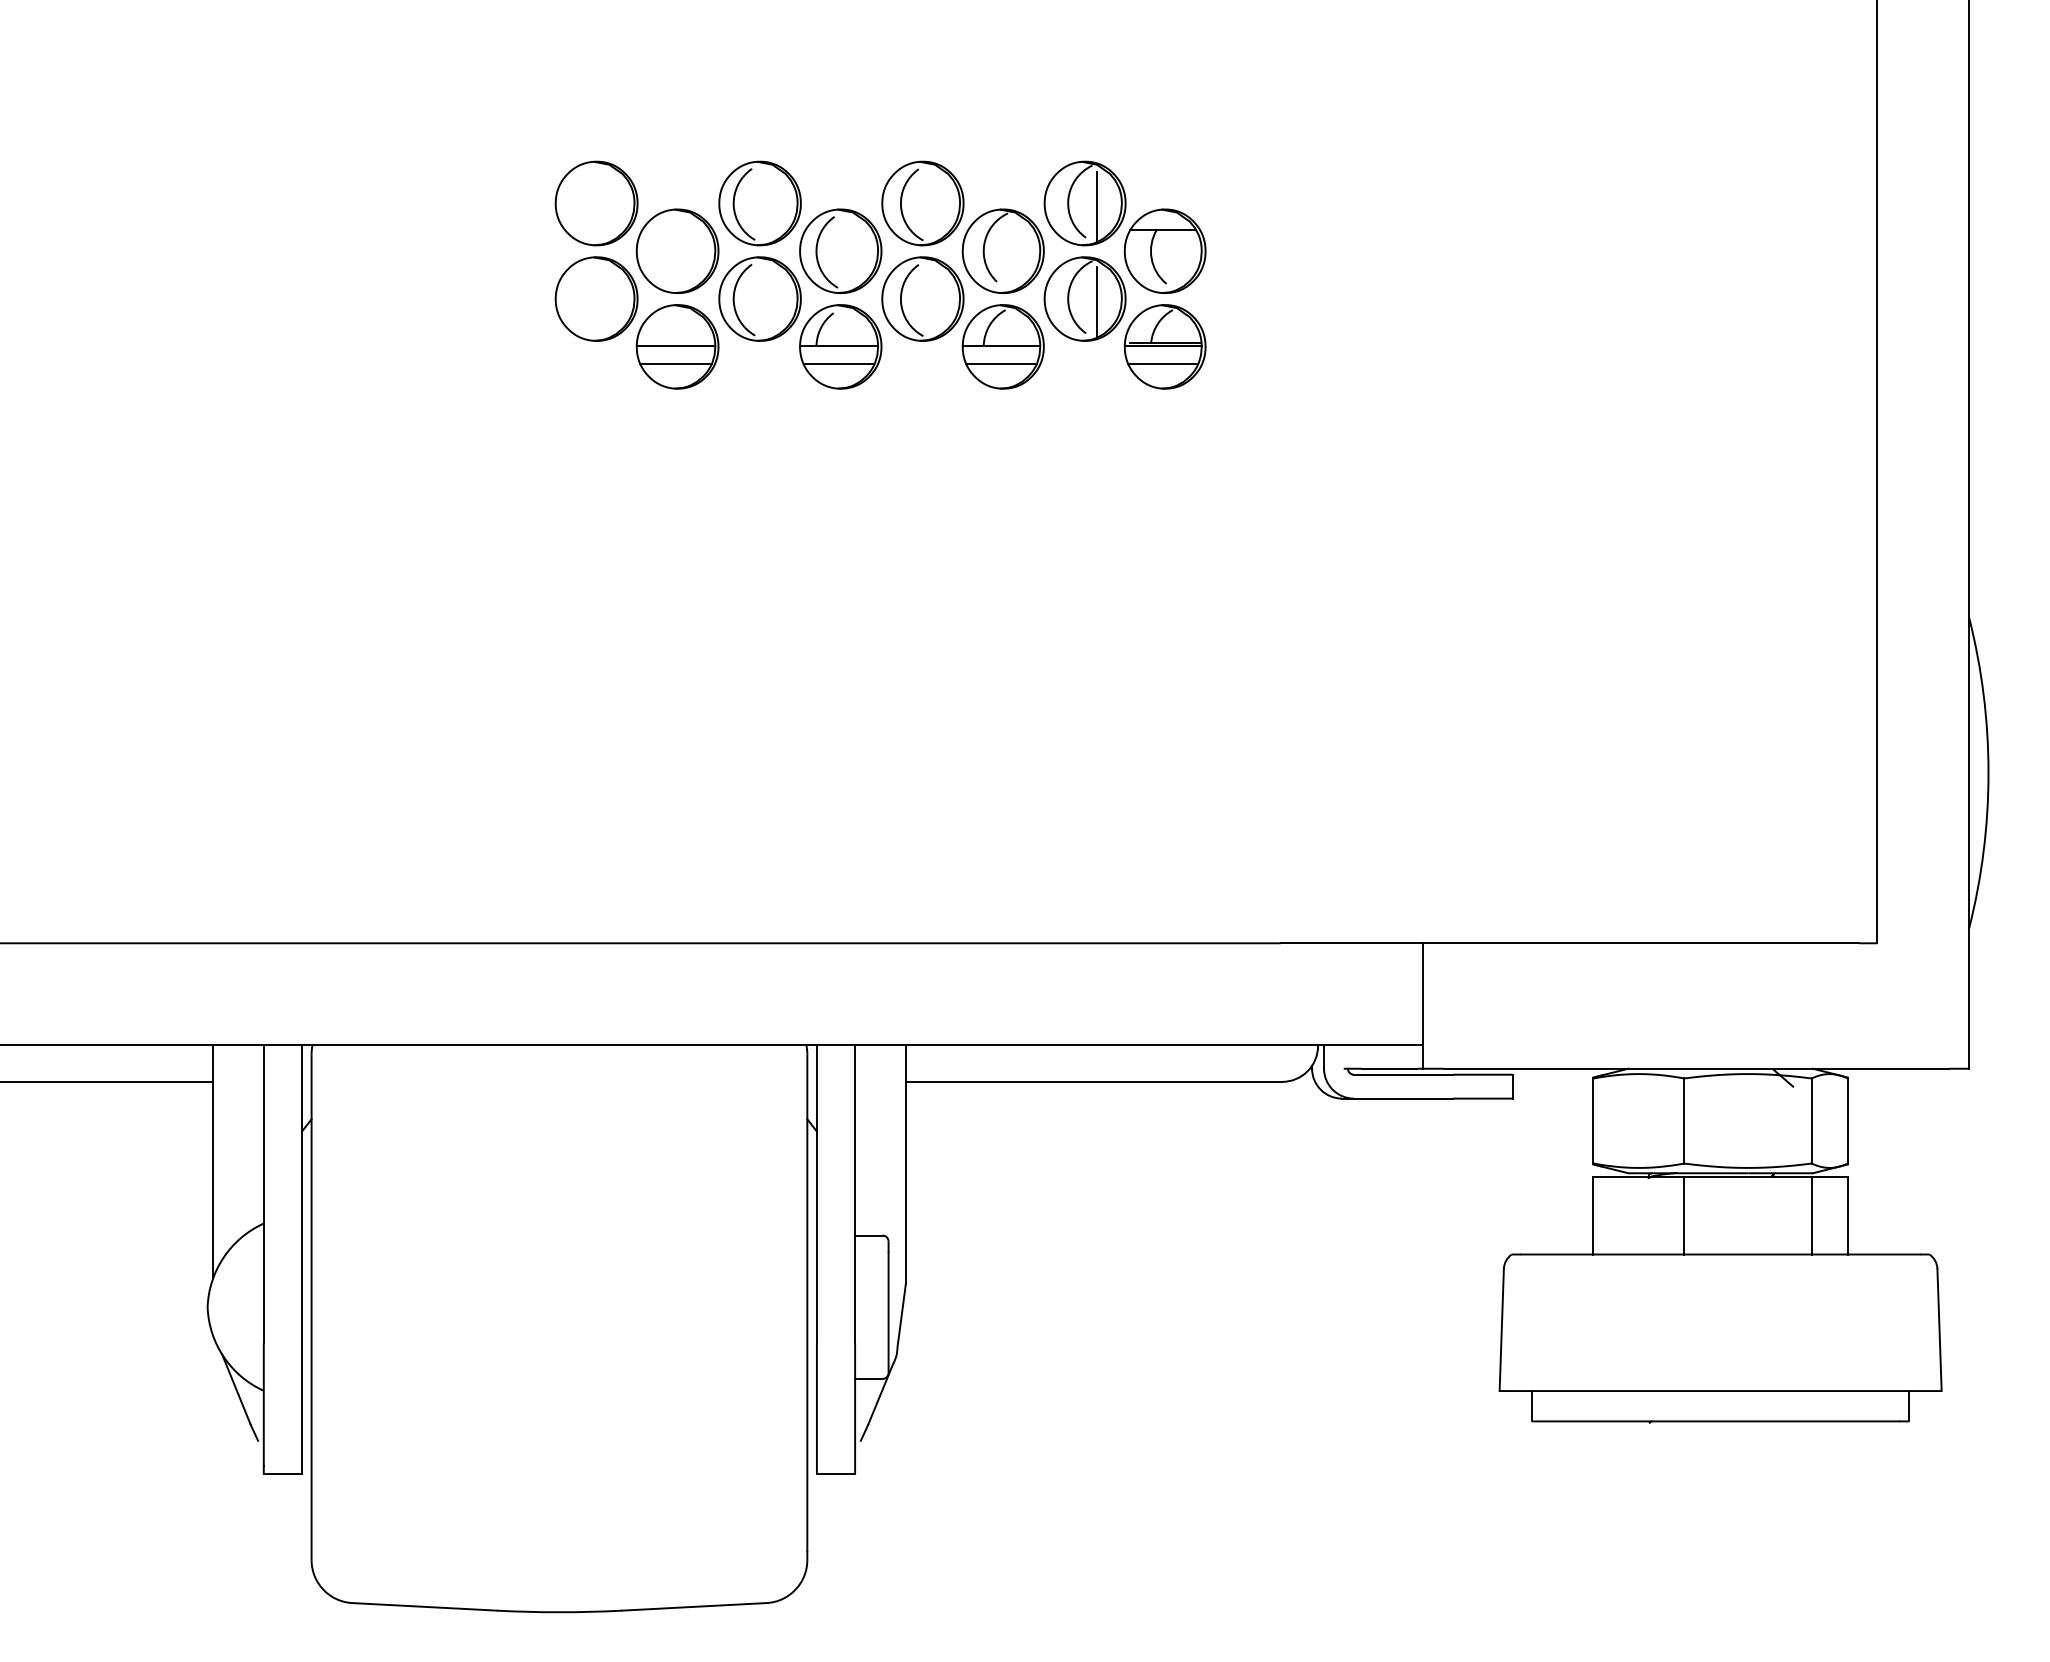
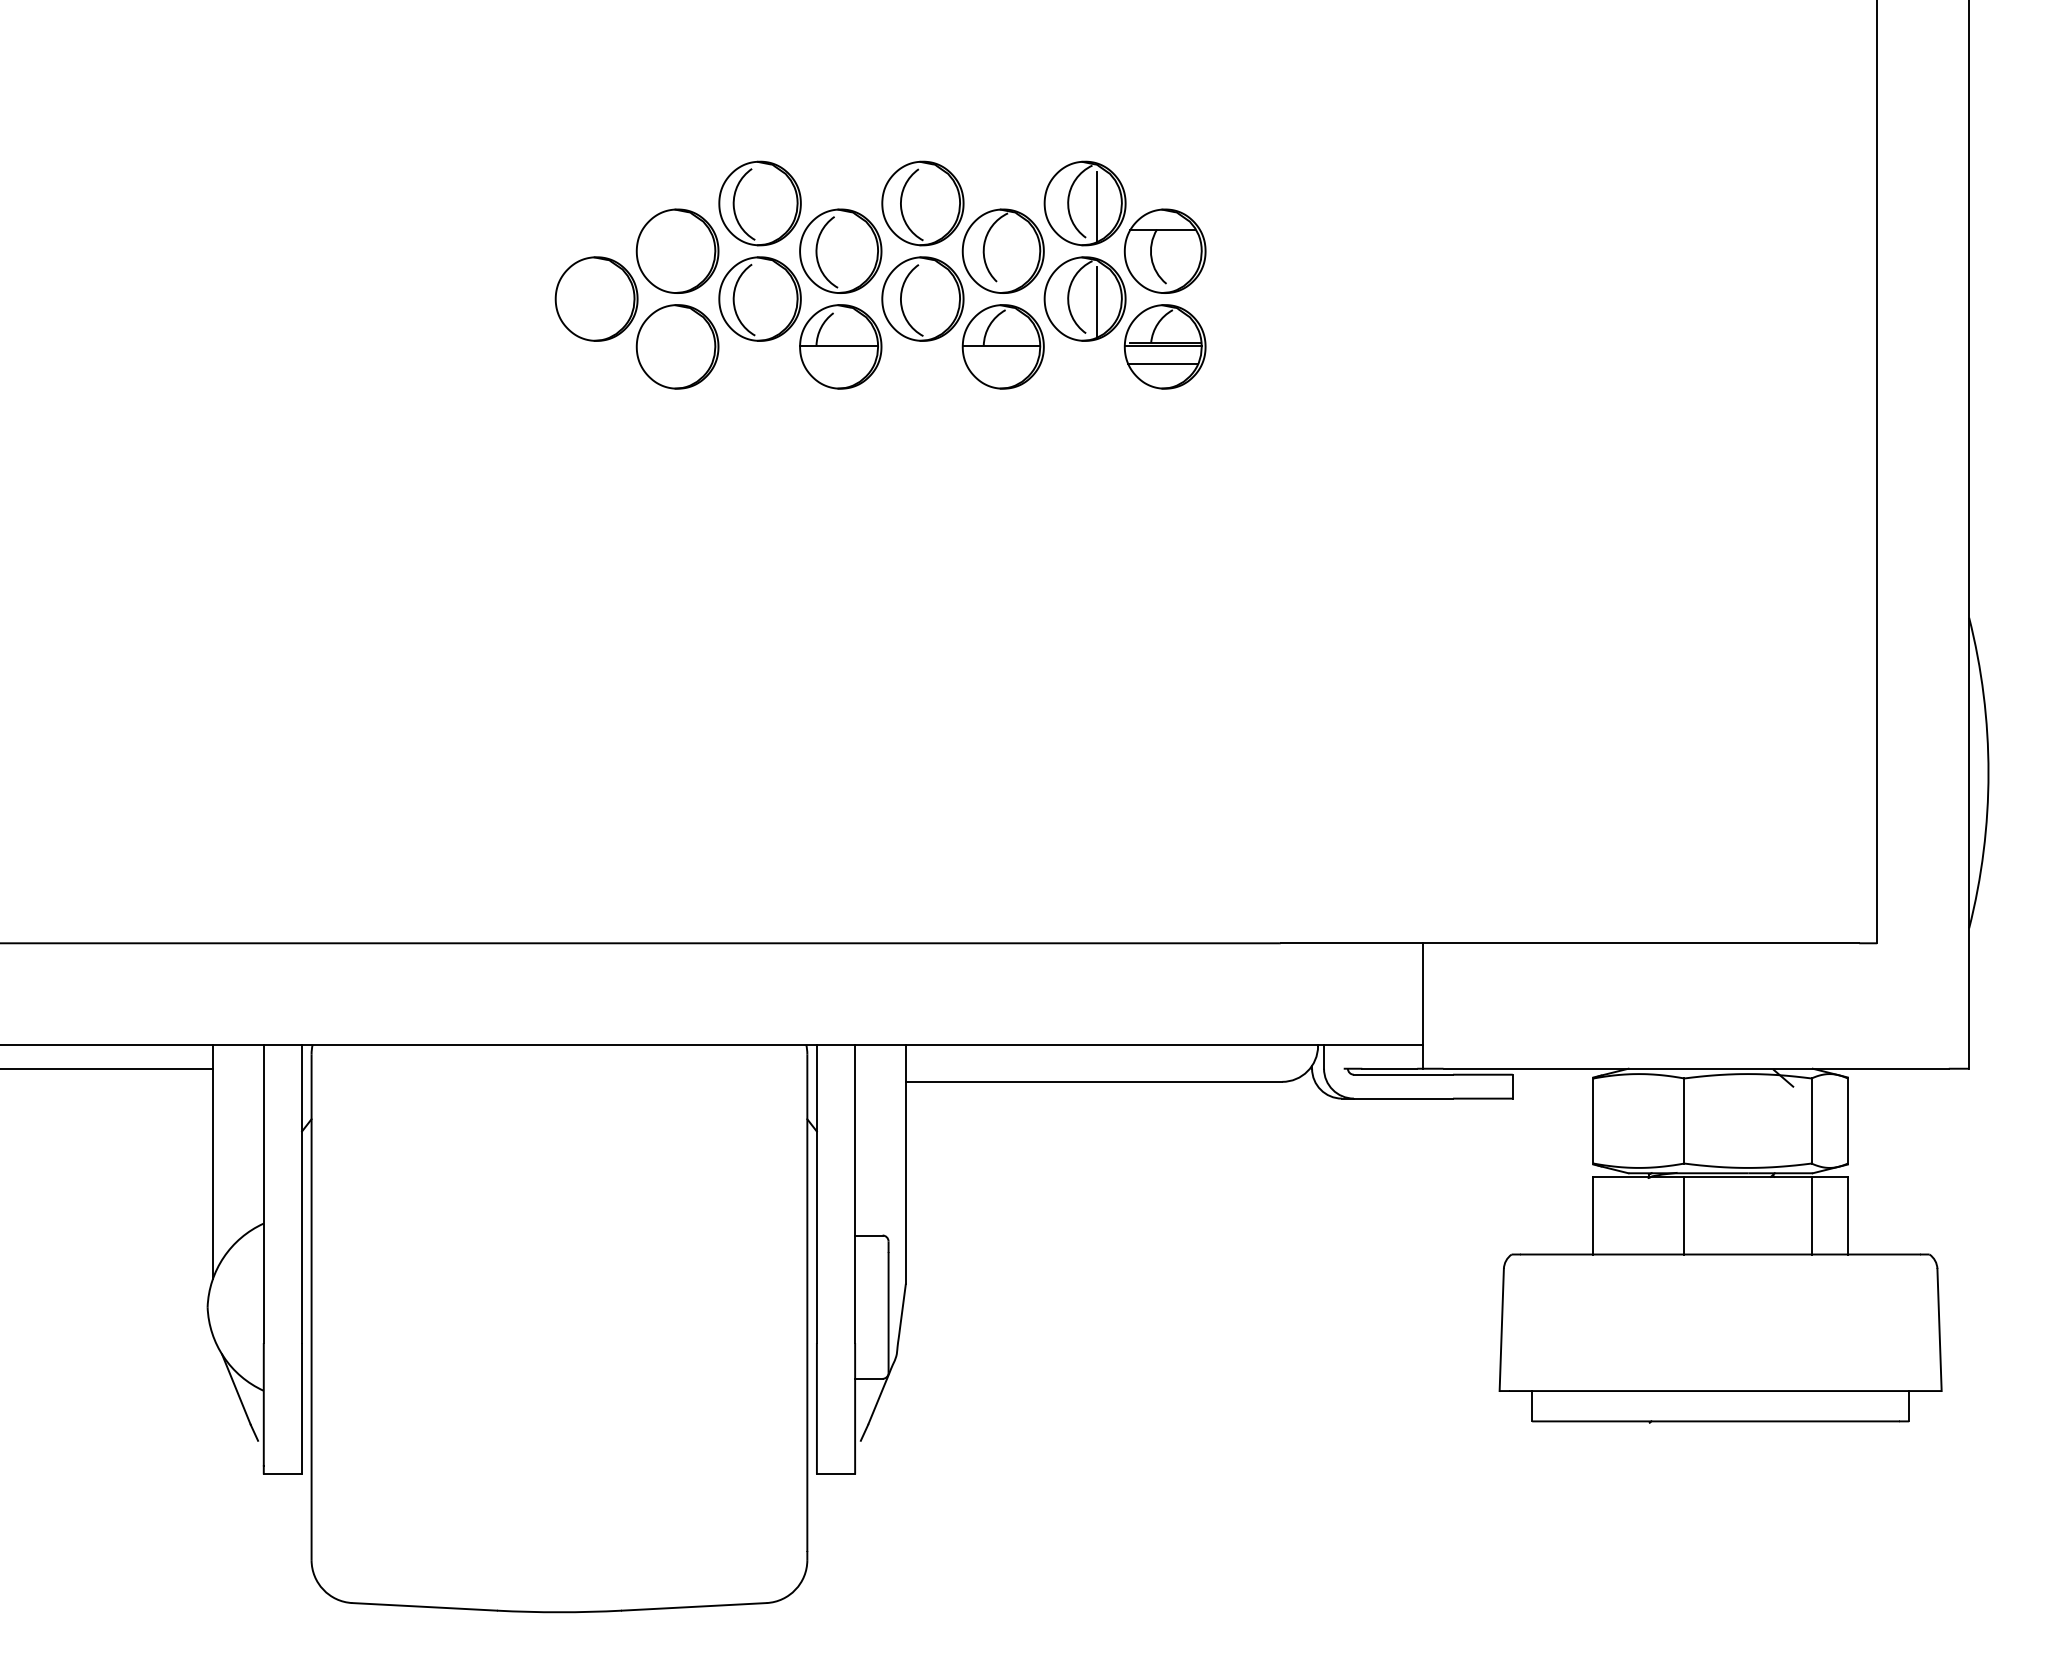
part: present -> none (596, 203)
line: present -> none (675, 345)
line: present -> none (675, 363)
line: present -> none (838, 363)
line: present -> none (1001, 363)
line position: (107, 1081) -> (107, 1068) (107, 1068)
